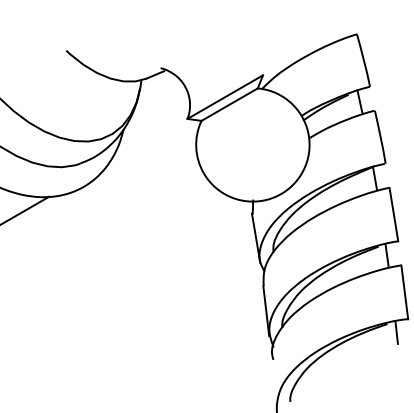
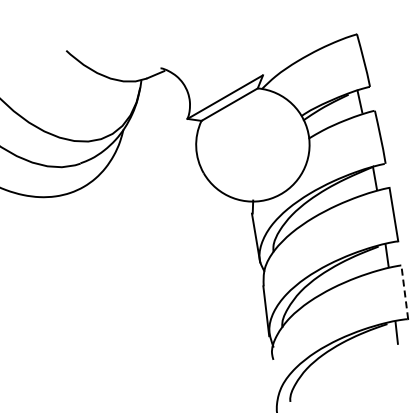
line: present -> none (25, 209)
line: solid -> dashed (404, 291)
